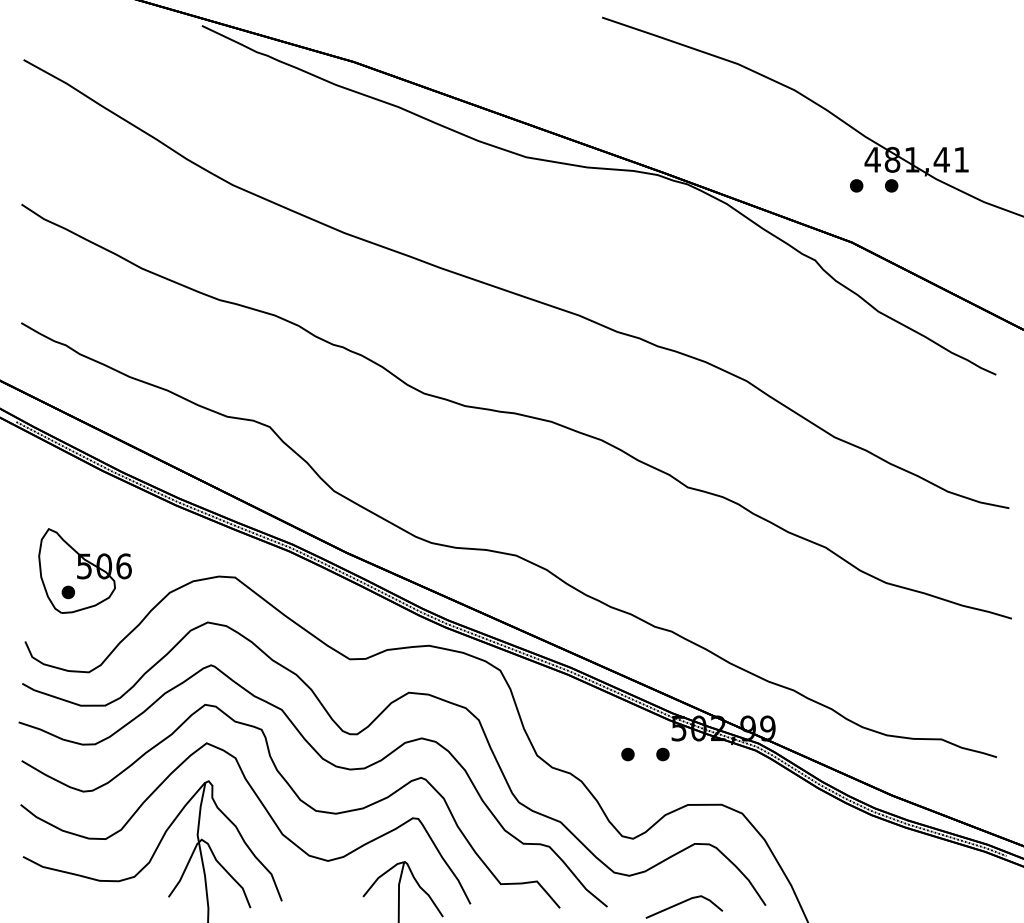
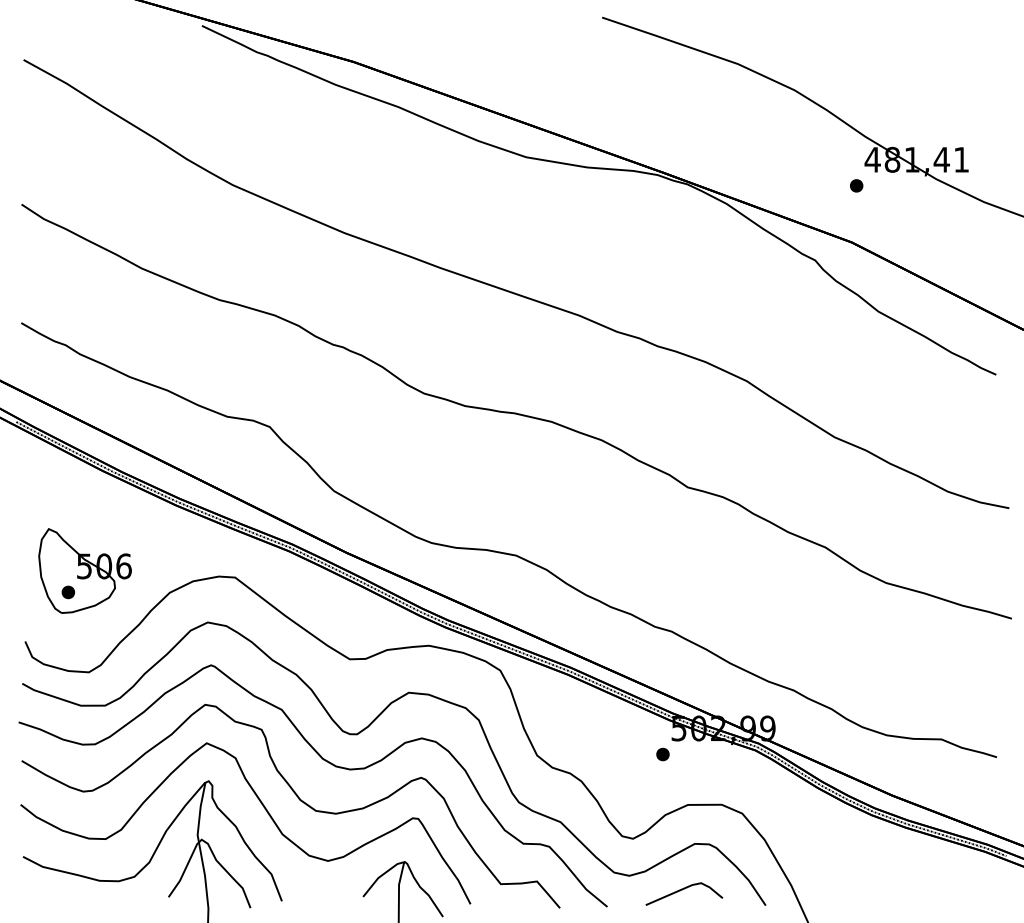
part: present -> none (891, 185)
part: present -> none (627, 754)
line position: (682, 903) -> (682, 890) (682, 890)
